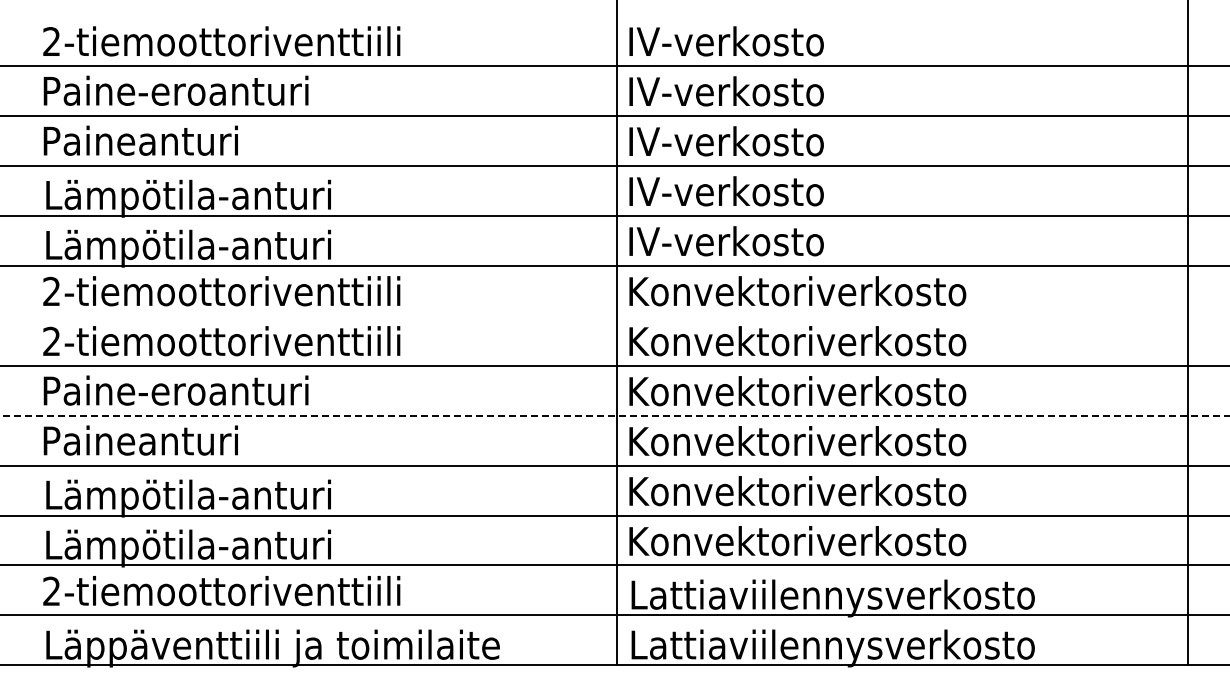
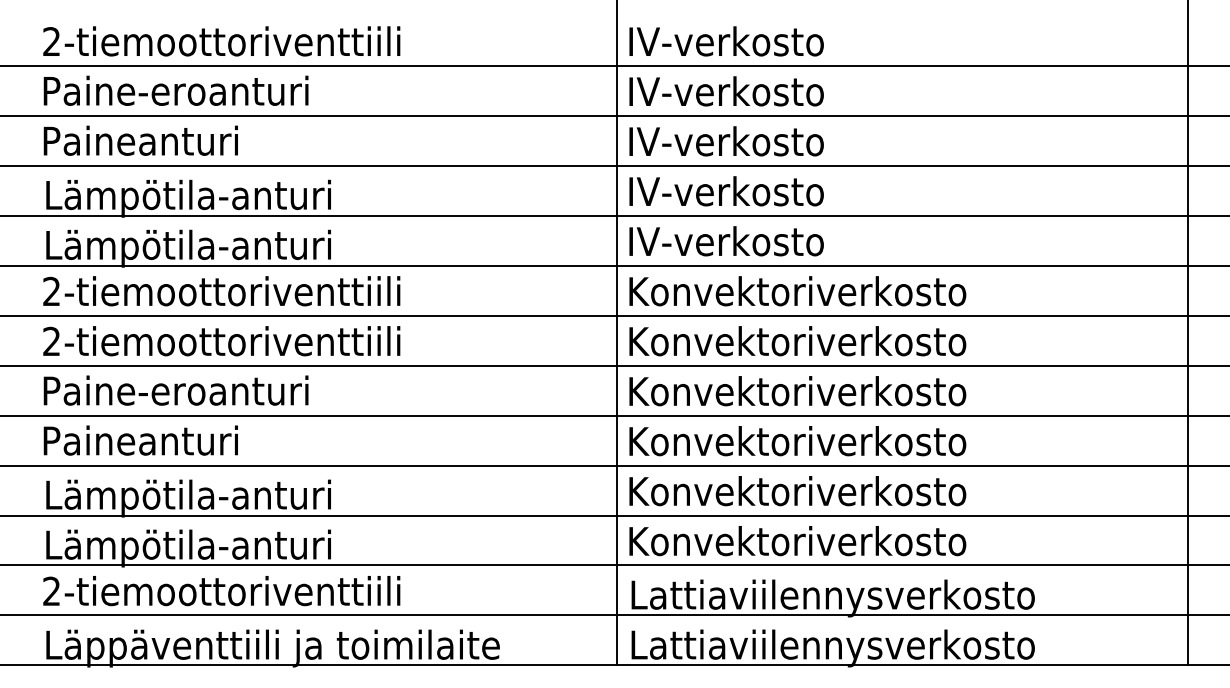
line: none -> present (614, 315)
line: dashed -> solid (615, 415)
